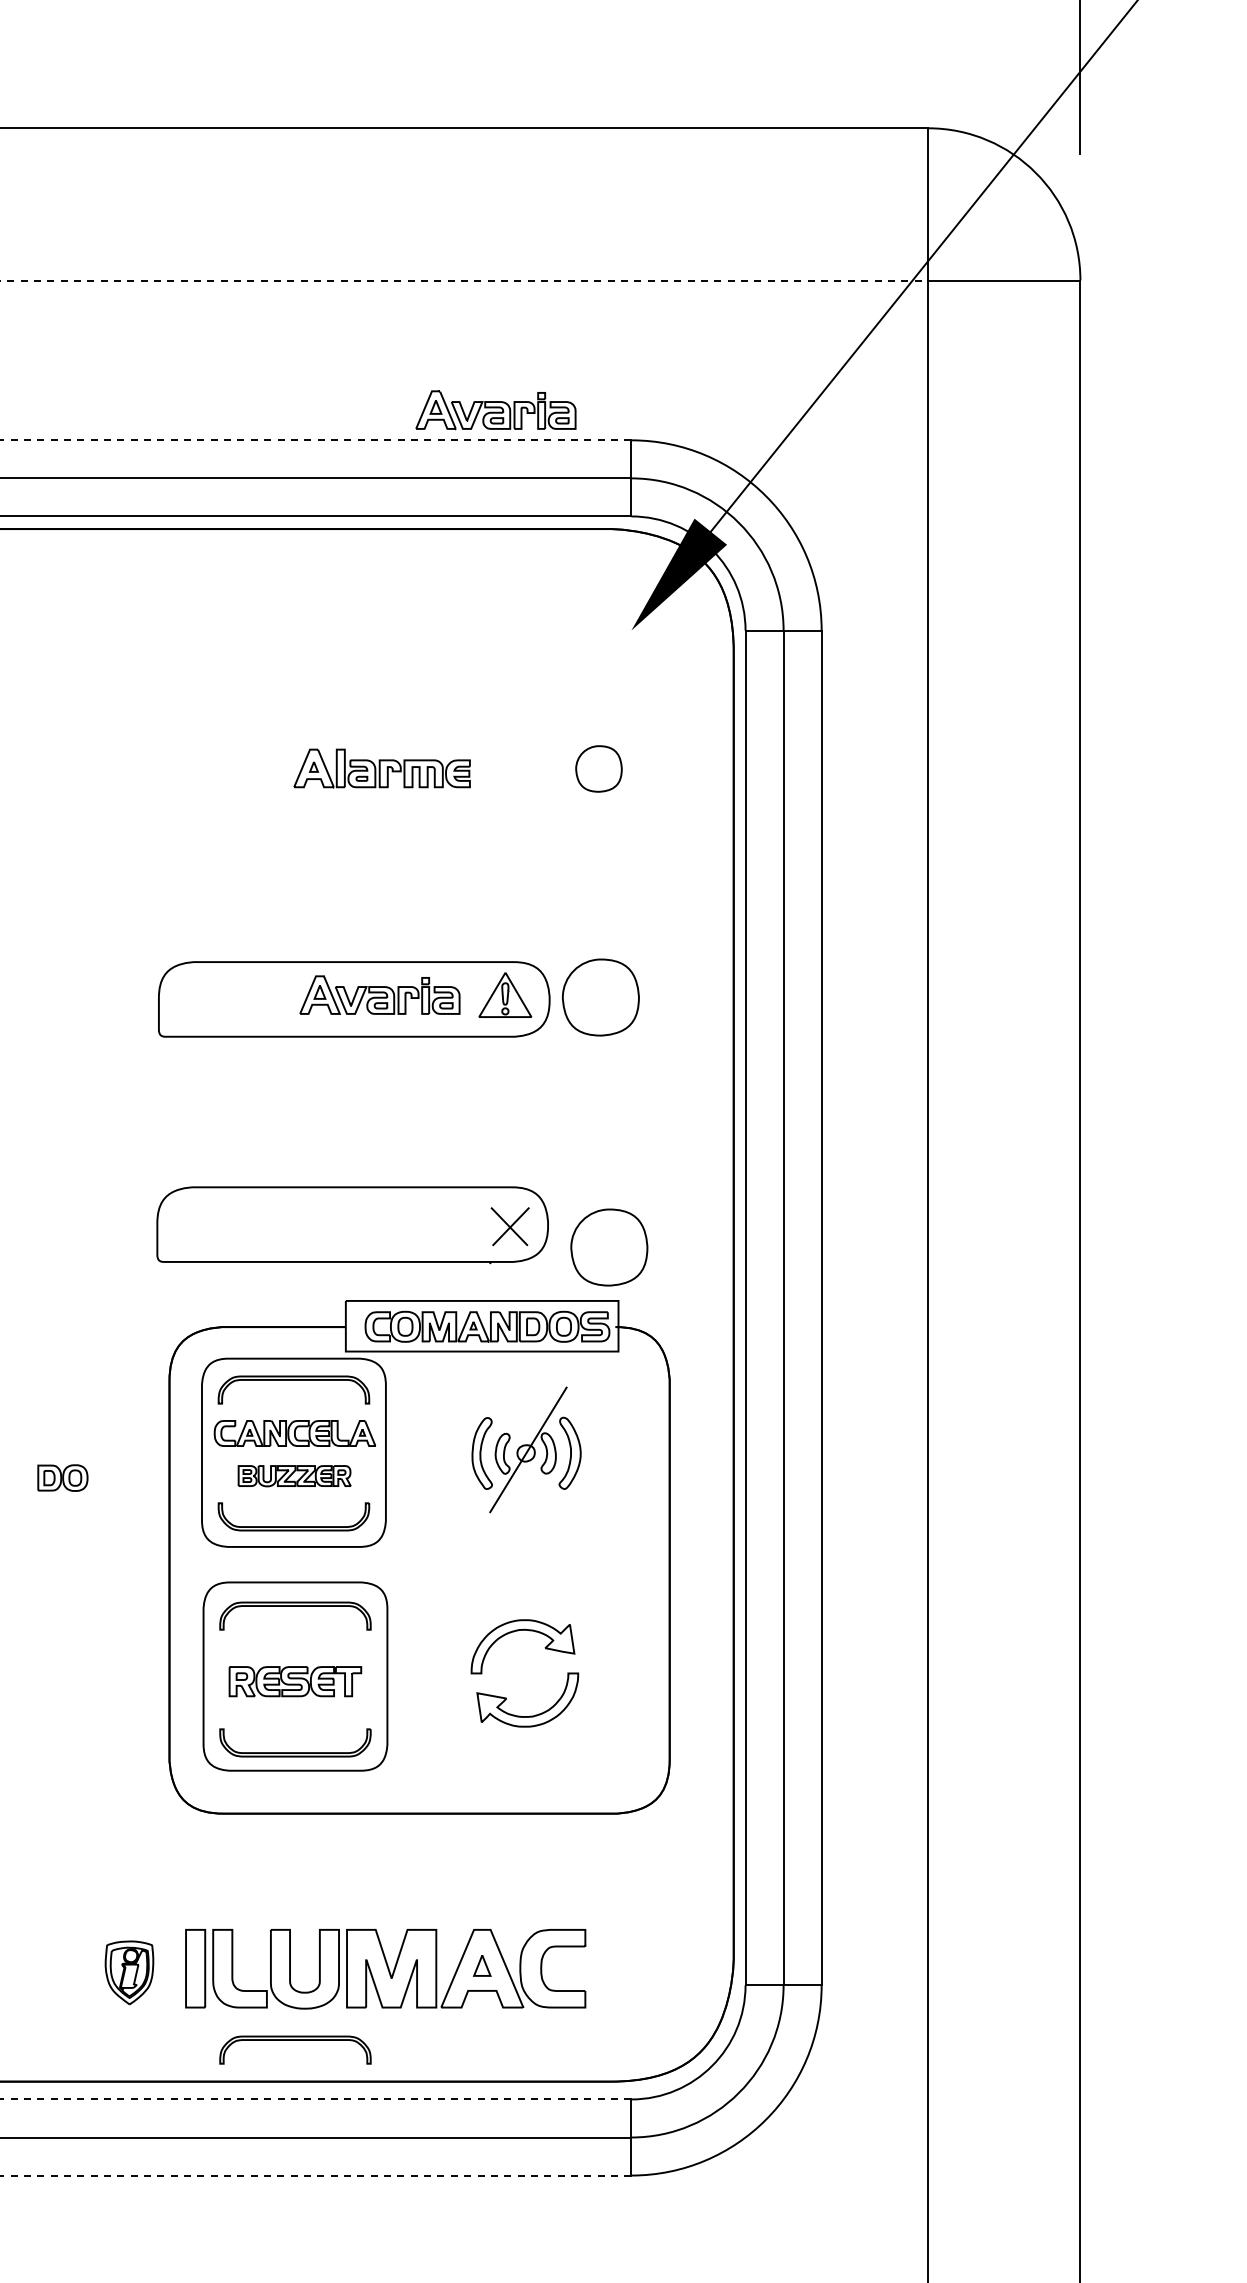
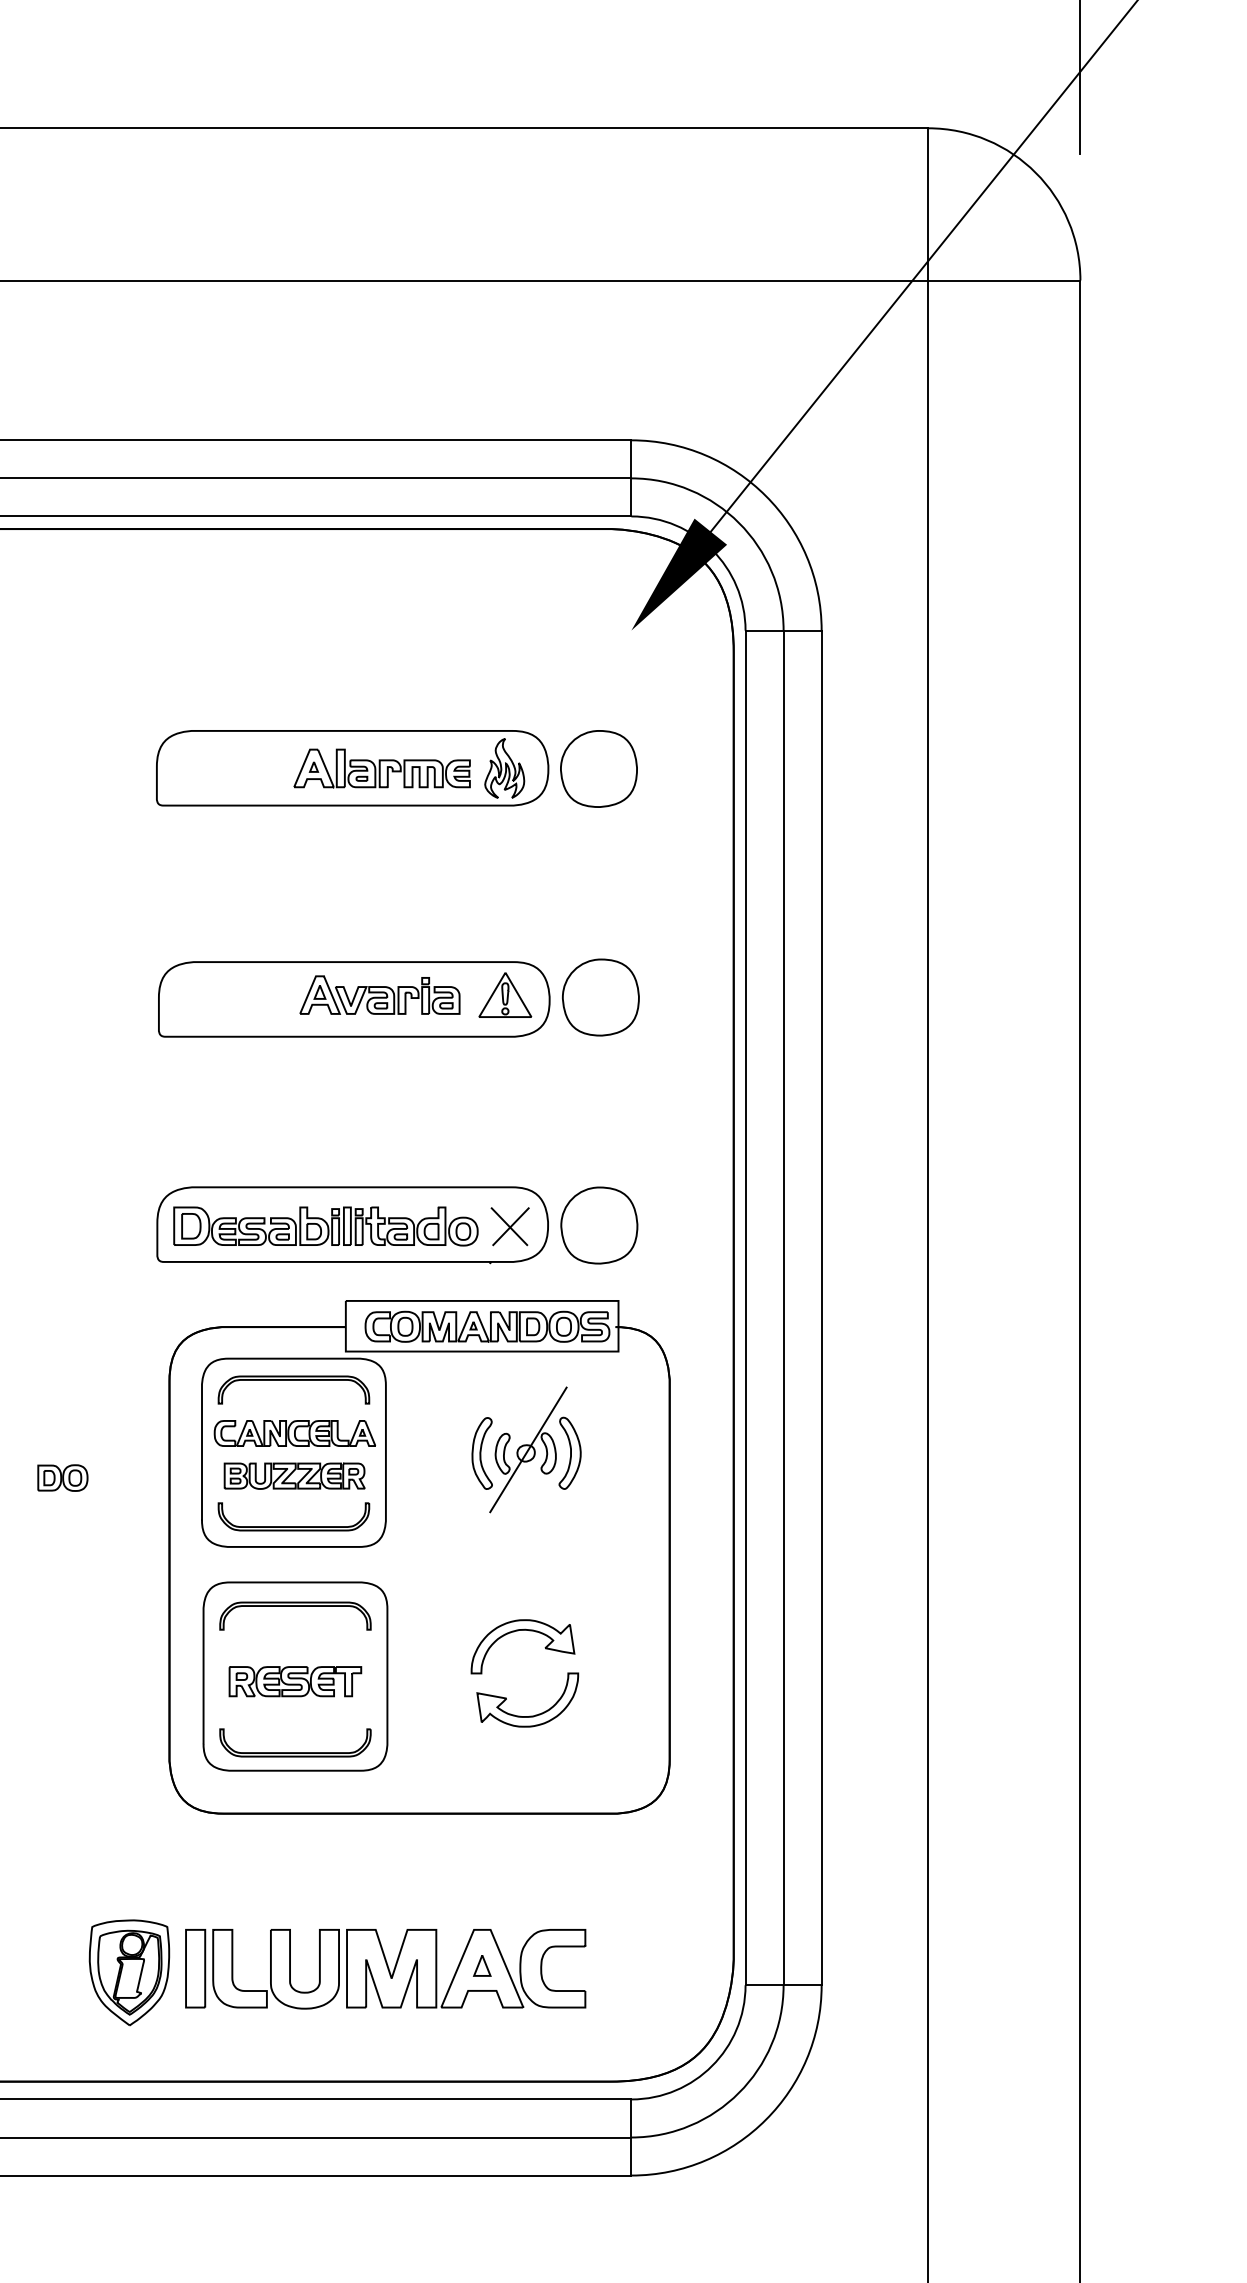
line: dashed -> solid (464, 280)
part: present -> none (495, 409)
line: dashed -> solid (315, 440)
part: none -> present (352, 768)
part size: 48x48 px -> 78x78 px (598, 768)
part: none -> present (325, 1226)
part position: (609, 1247) -> (599, 1225) (599, 1225)
part size: 115x23 px -> 143x28 px (294, 1475)
part size: 51x66 px -> 83x108 px (129, 1972)
part: present -> none (295, 2040)
line: dashed -> solid (315, 2099)
line: dashed -> solid (316, 2175)
